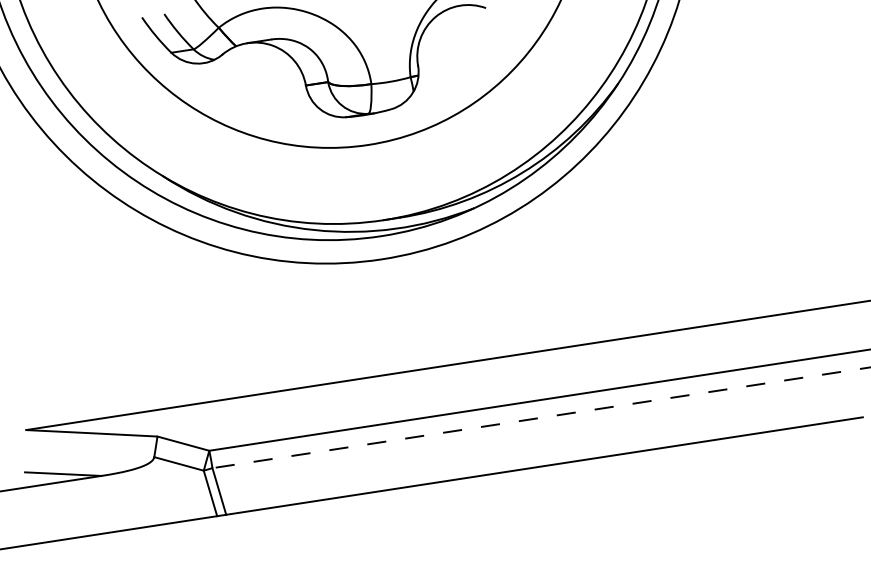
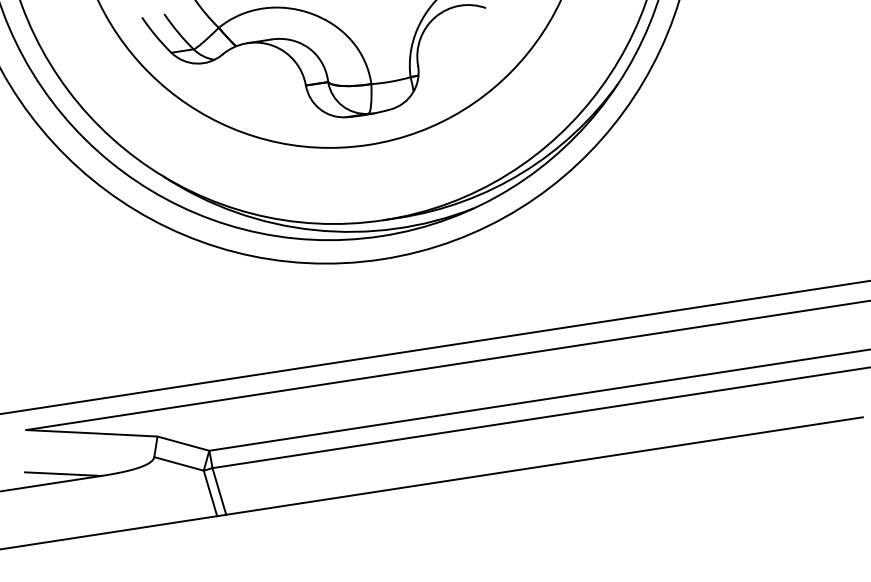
line: none -> present (434, 347)
line: dashed -> solid (541, 417)
